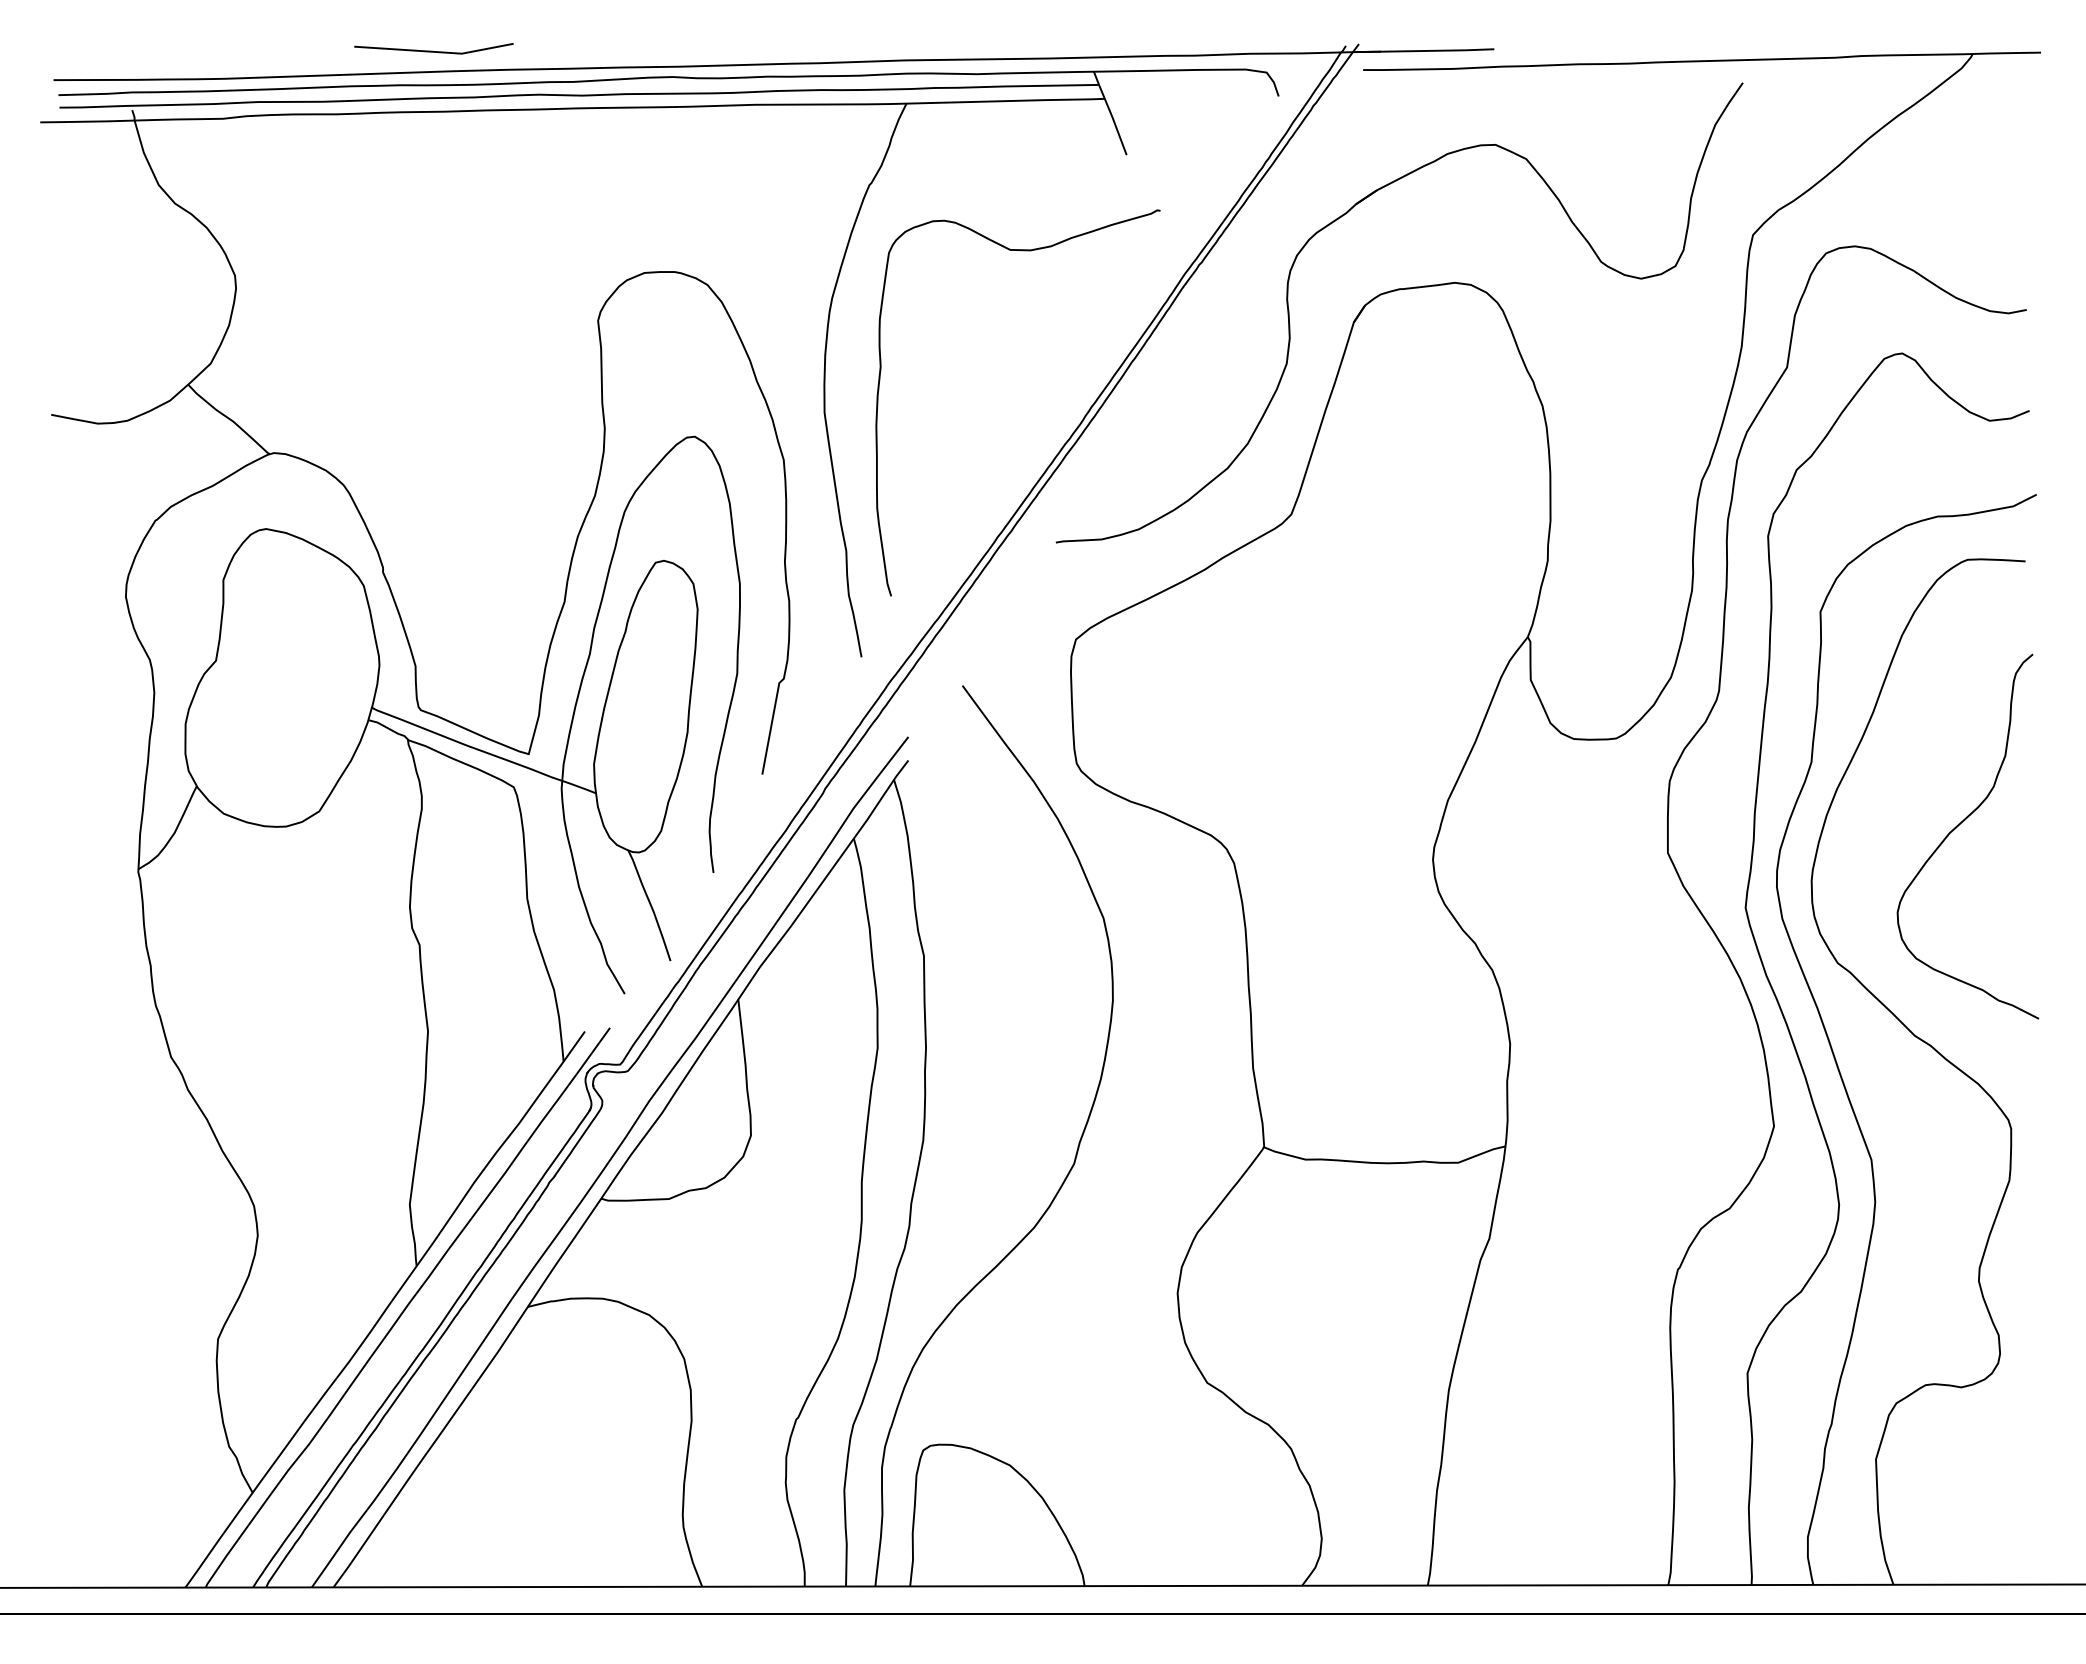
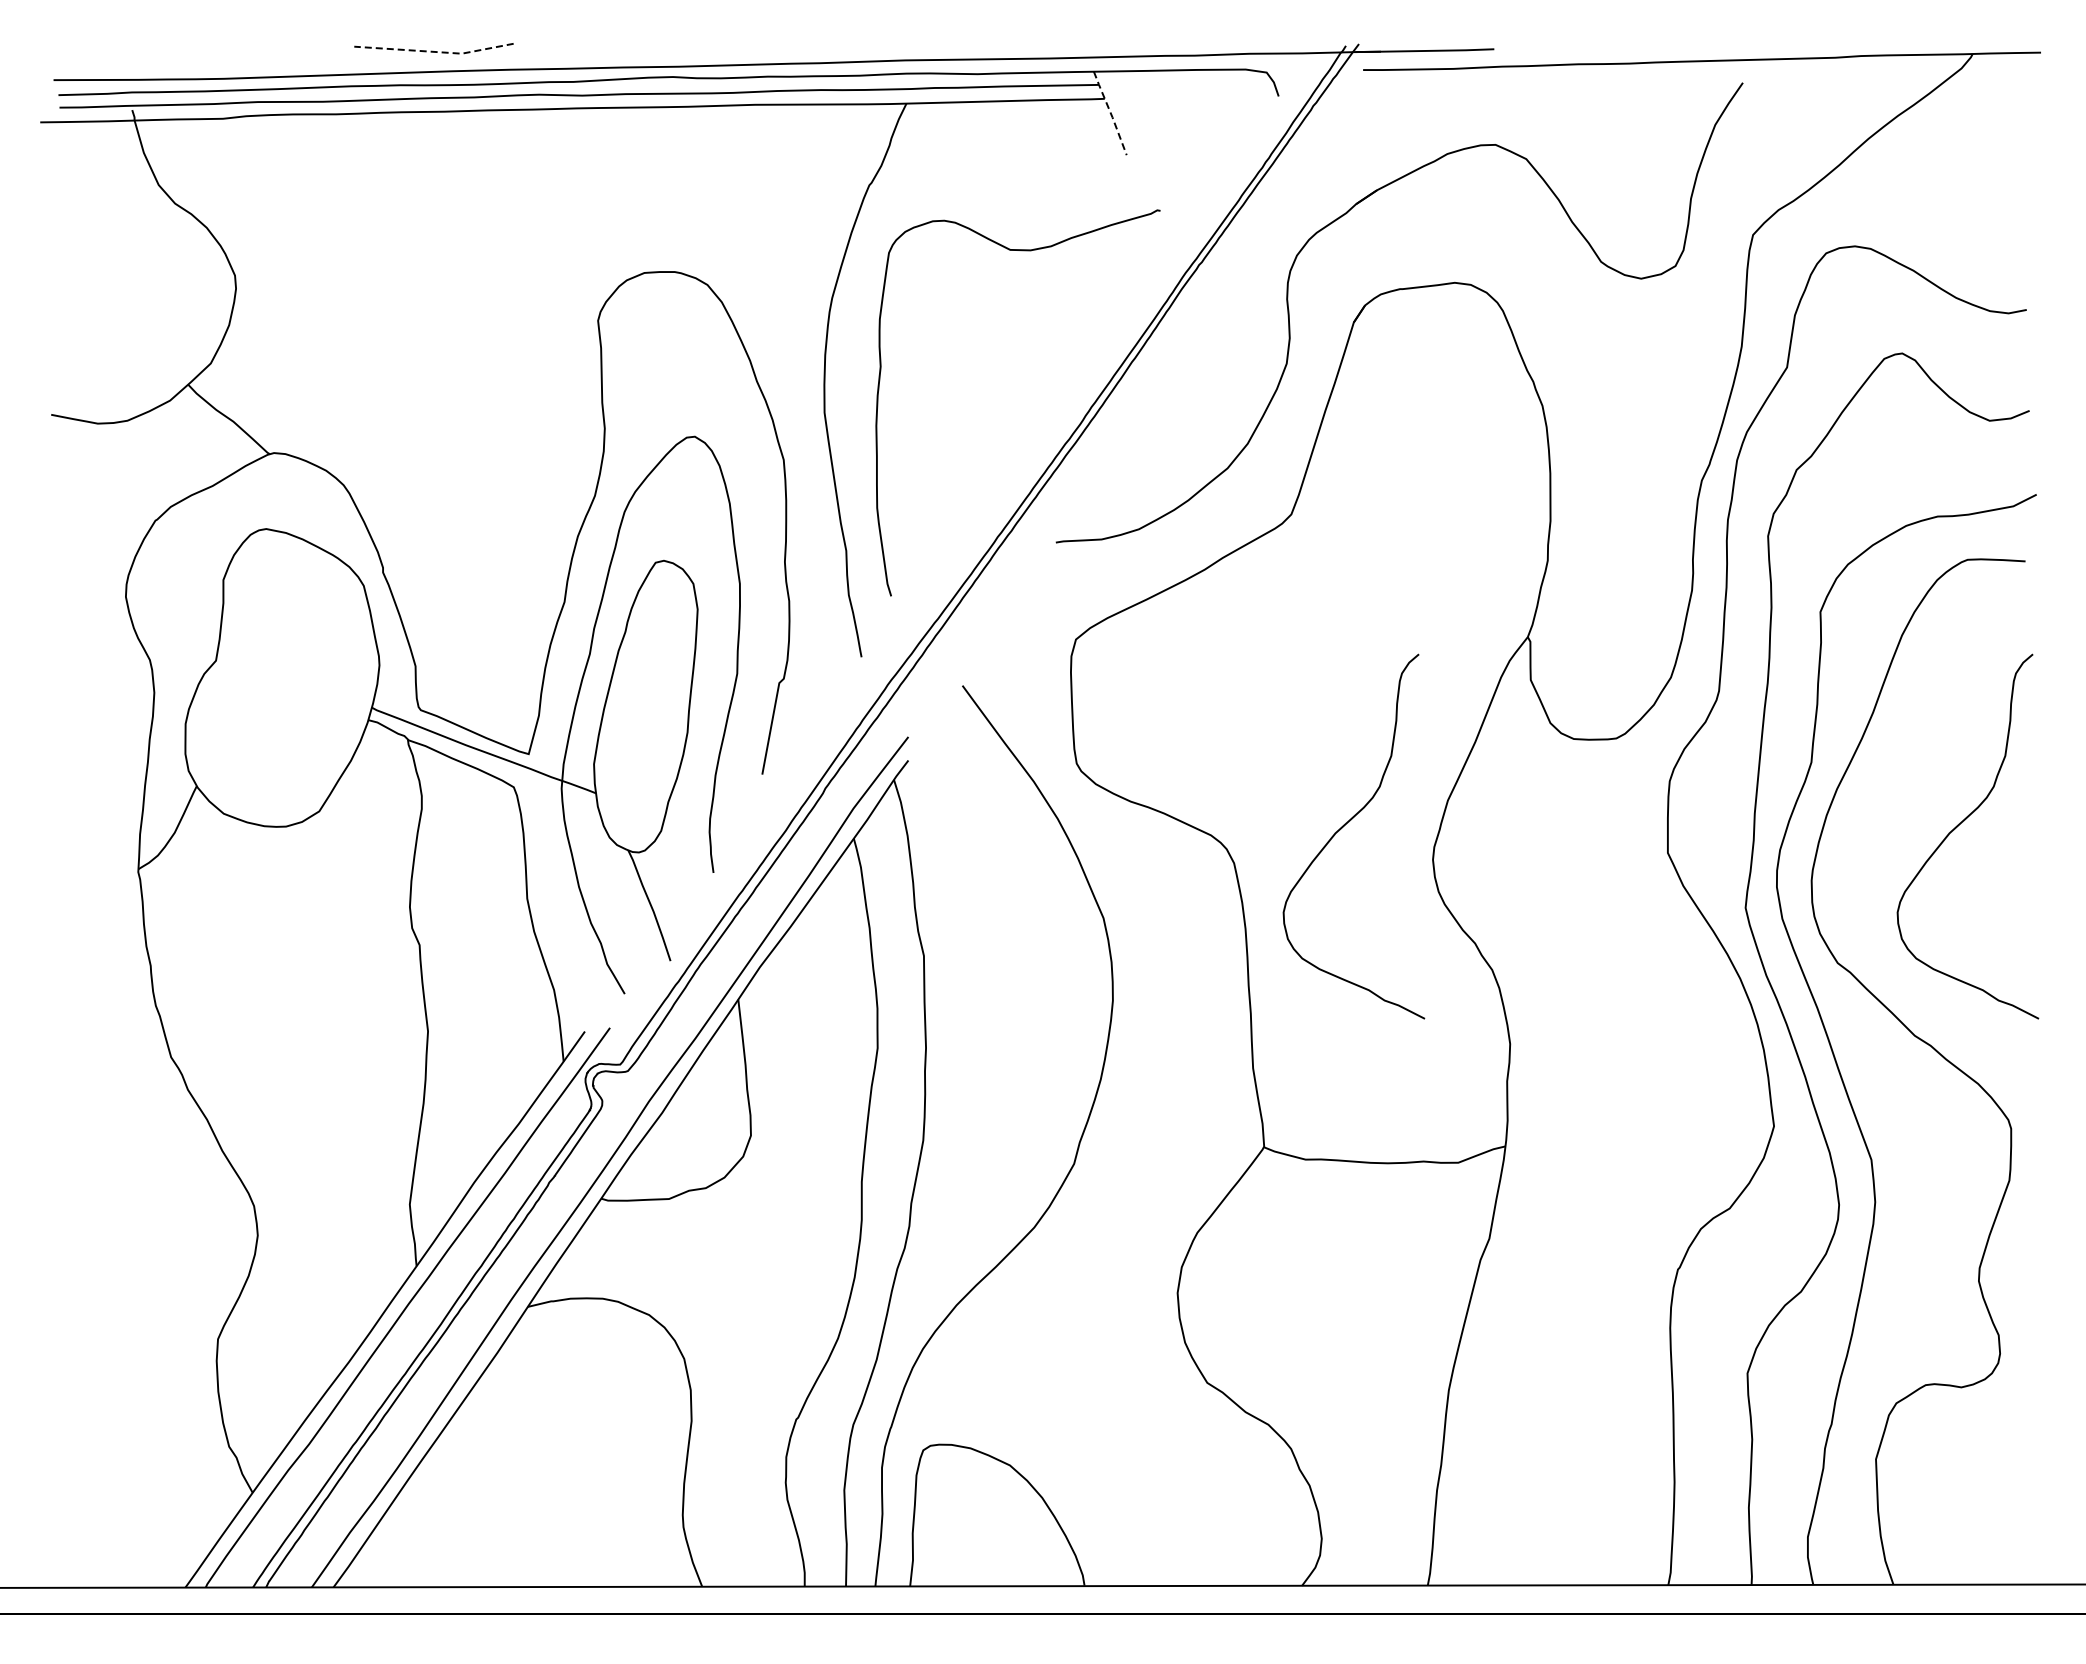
line: solid -> dashed (434, 51)
line: solid -> dashed (1110, 112)
curve: none -> present (1344, 826)
